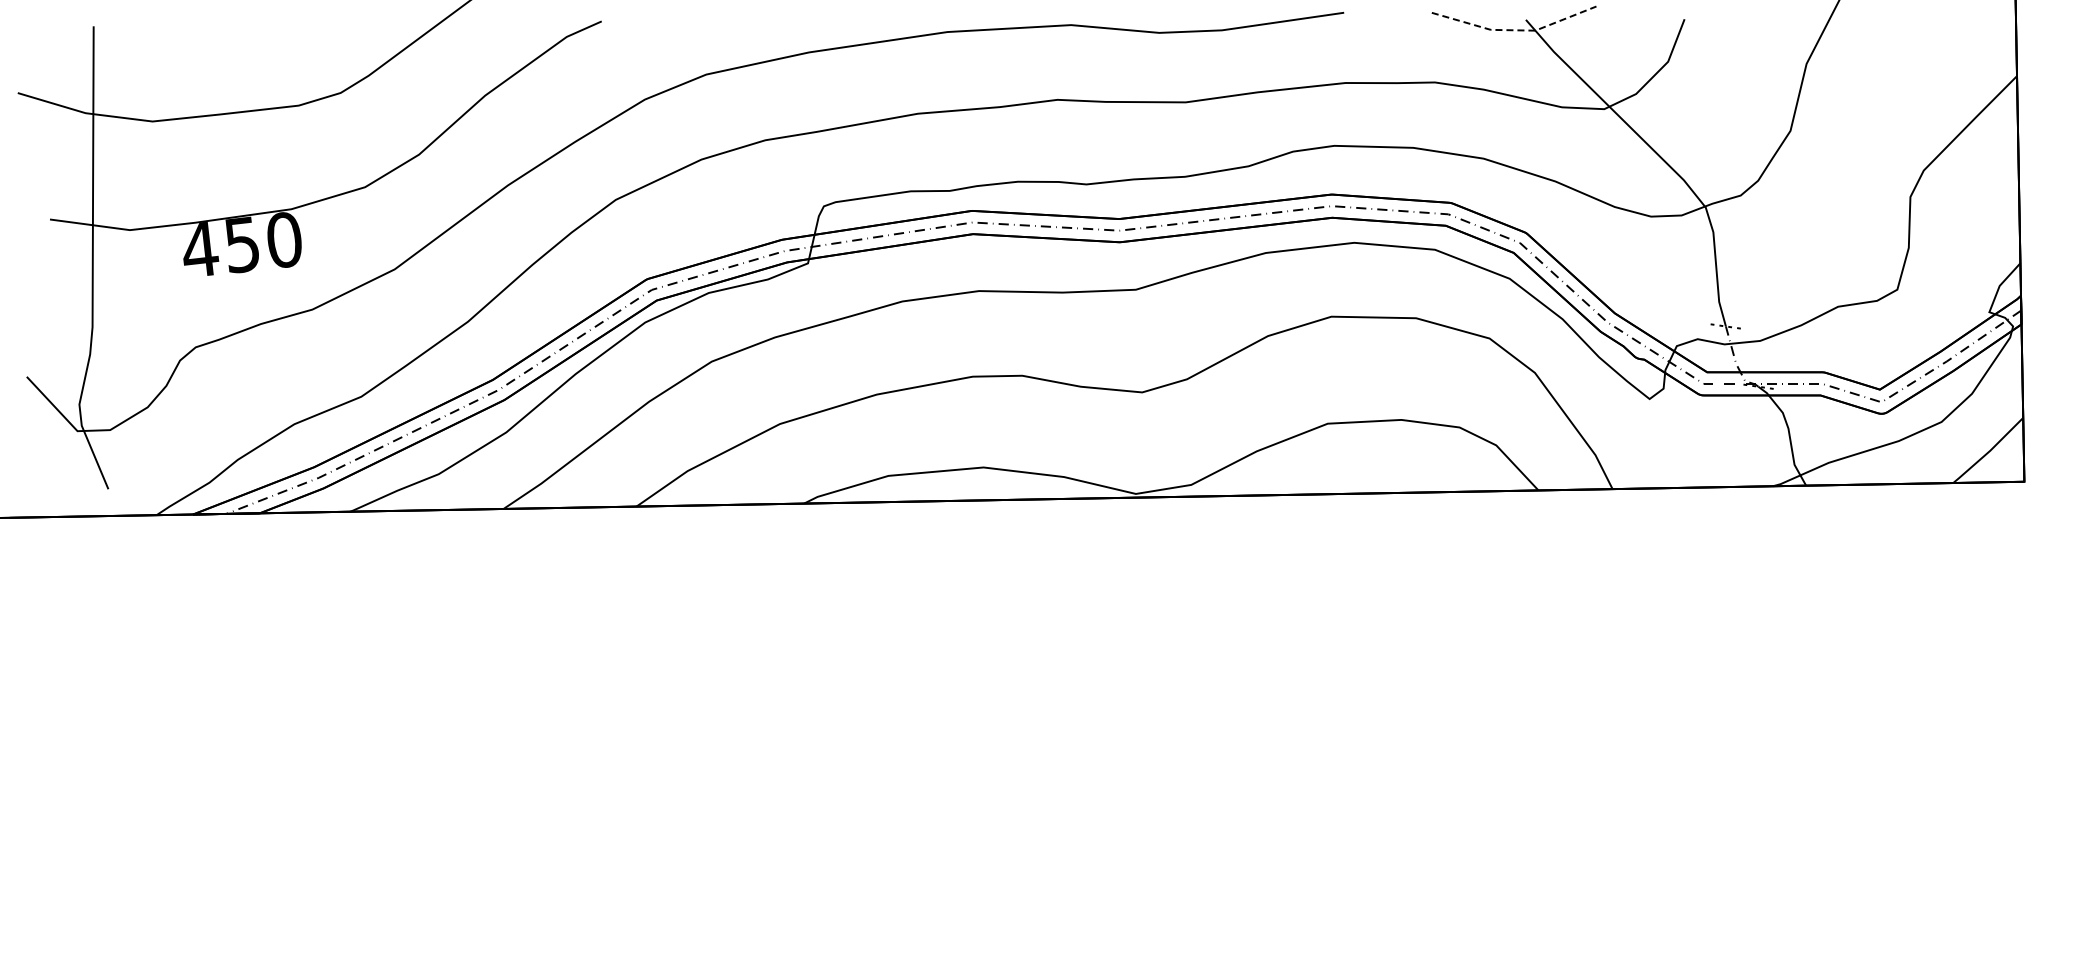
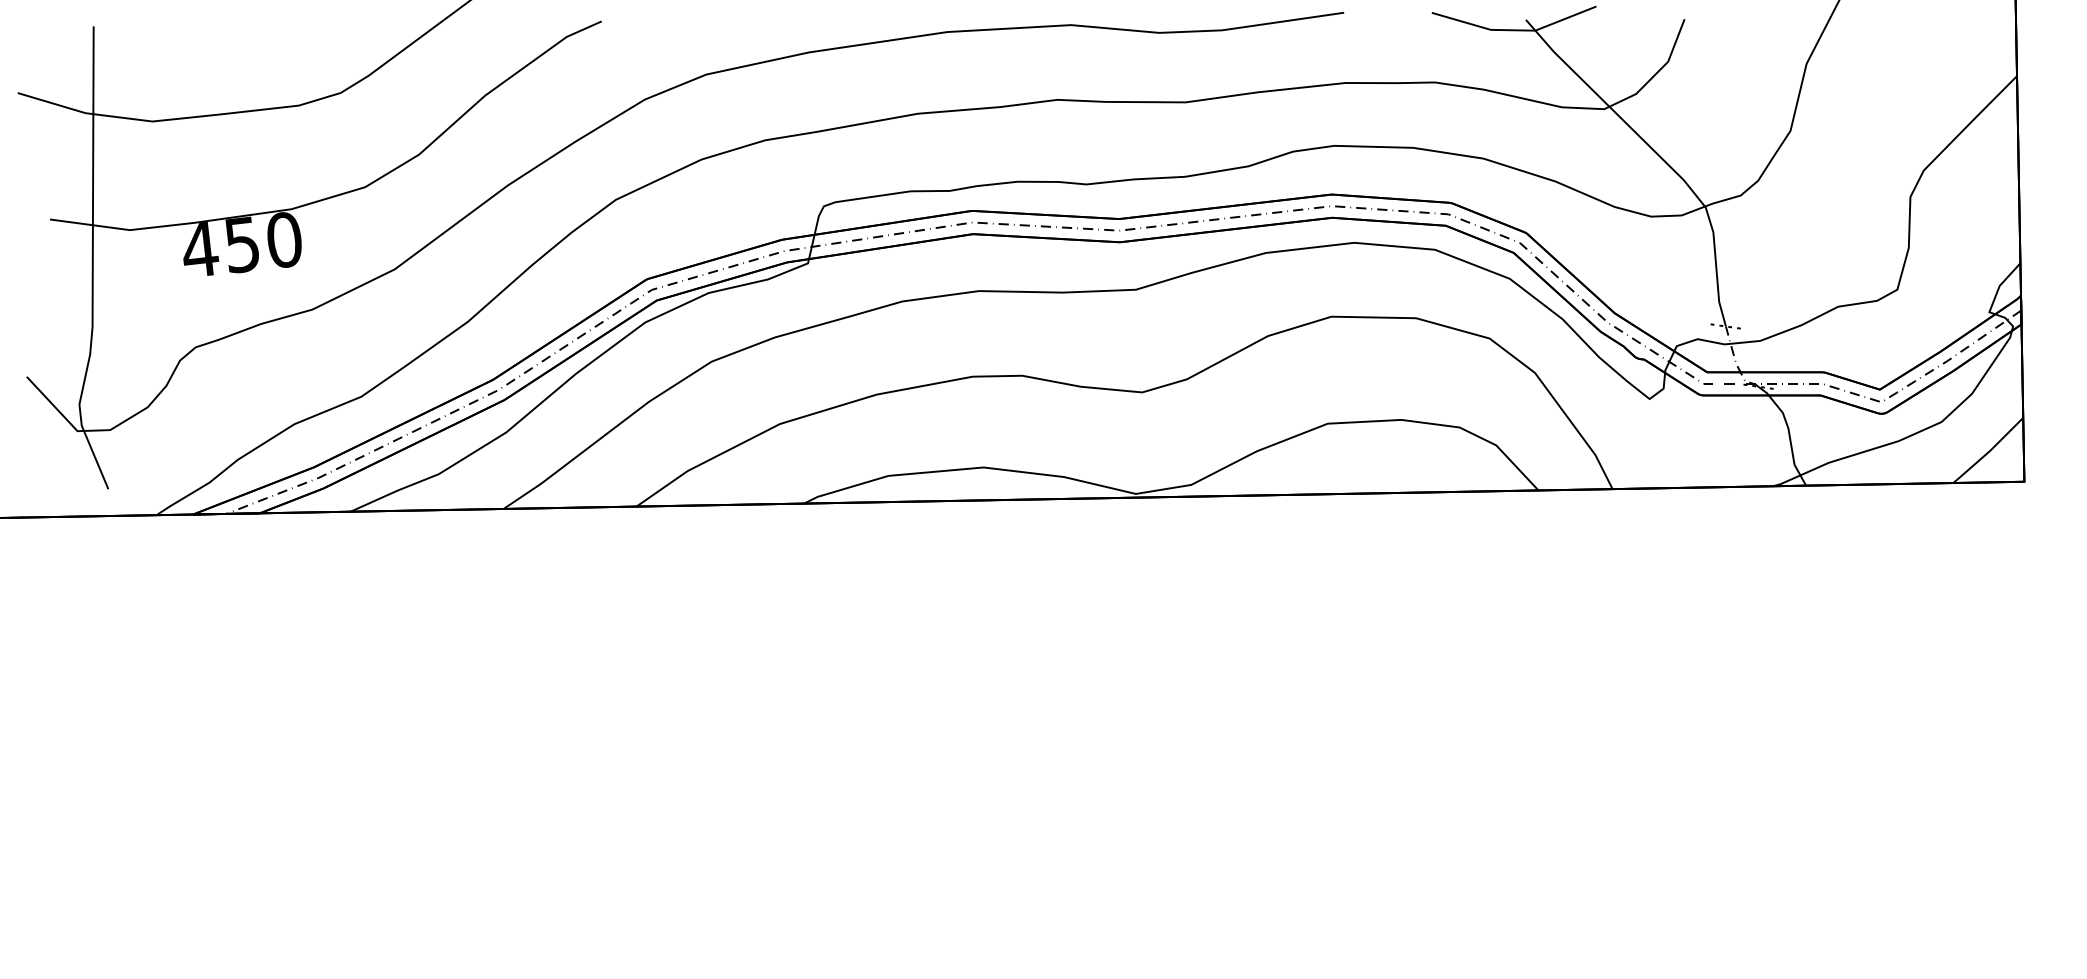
line: dashed -> solid (1515, 30)
